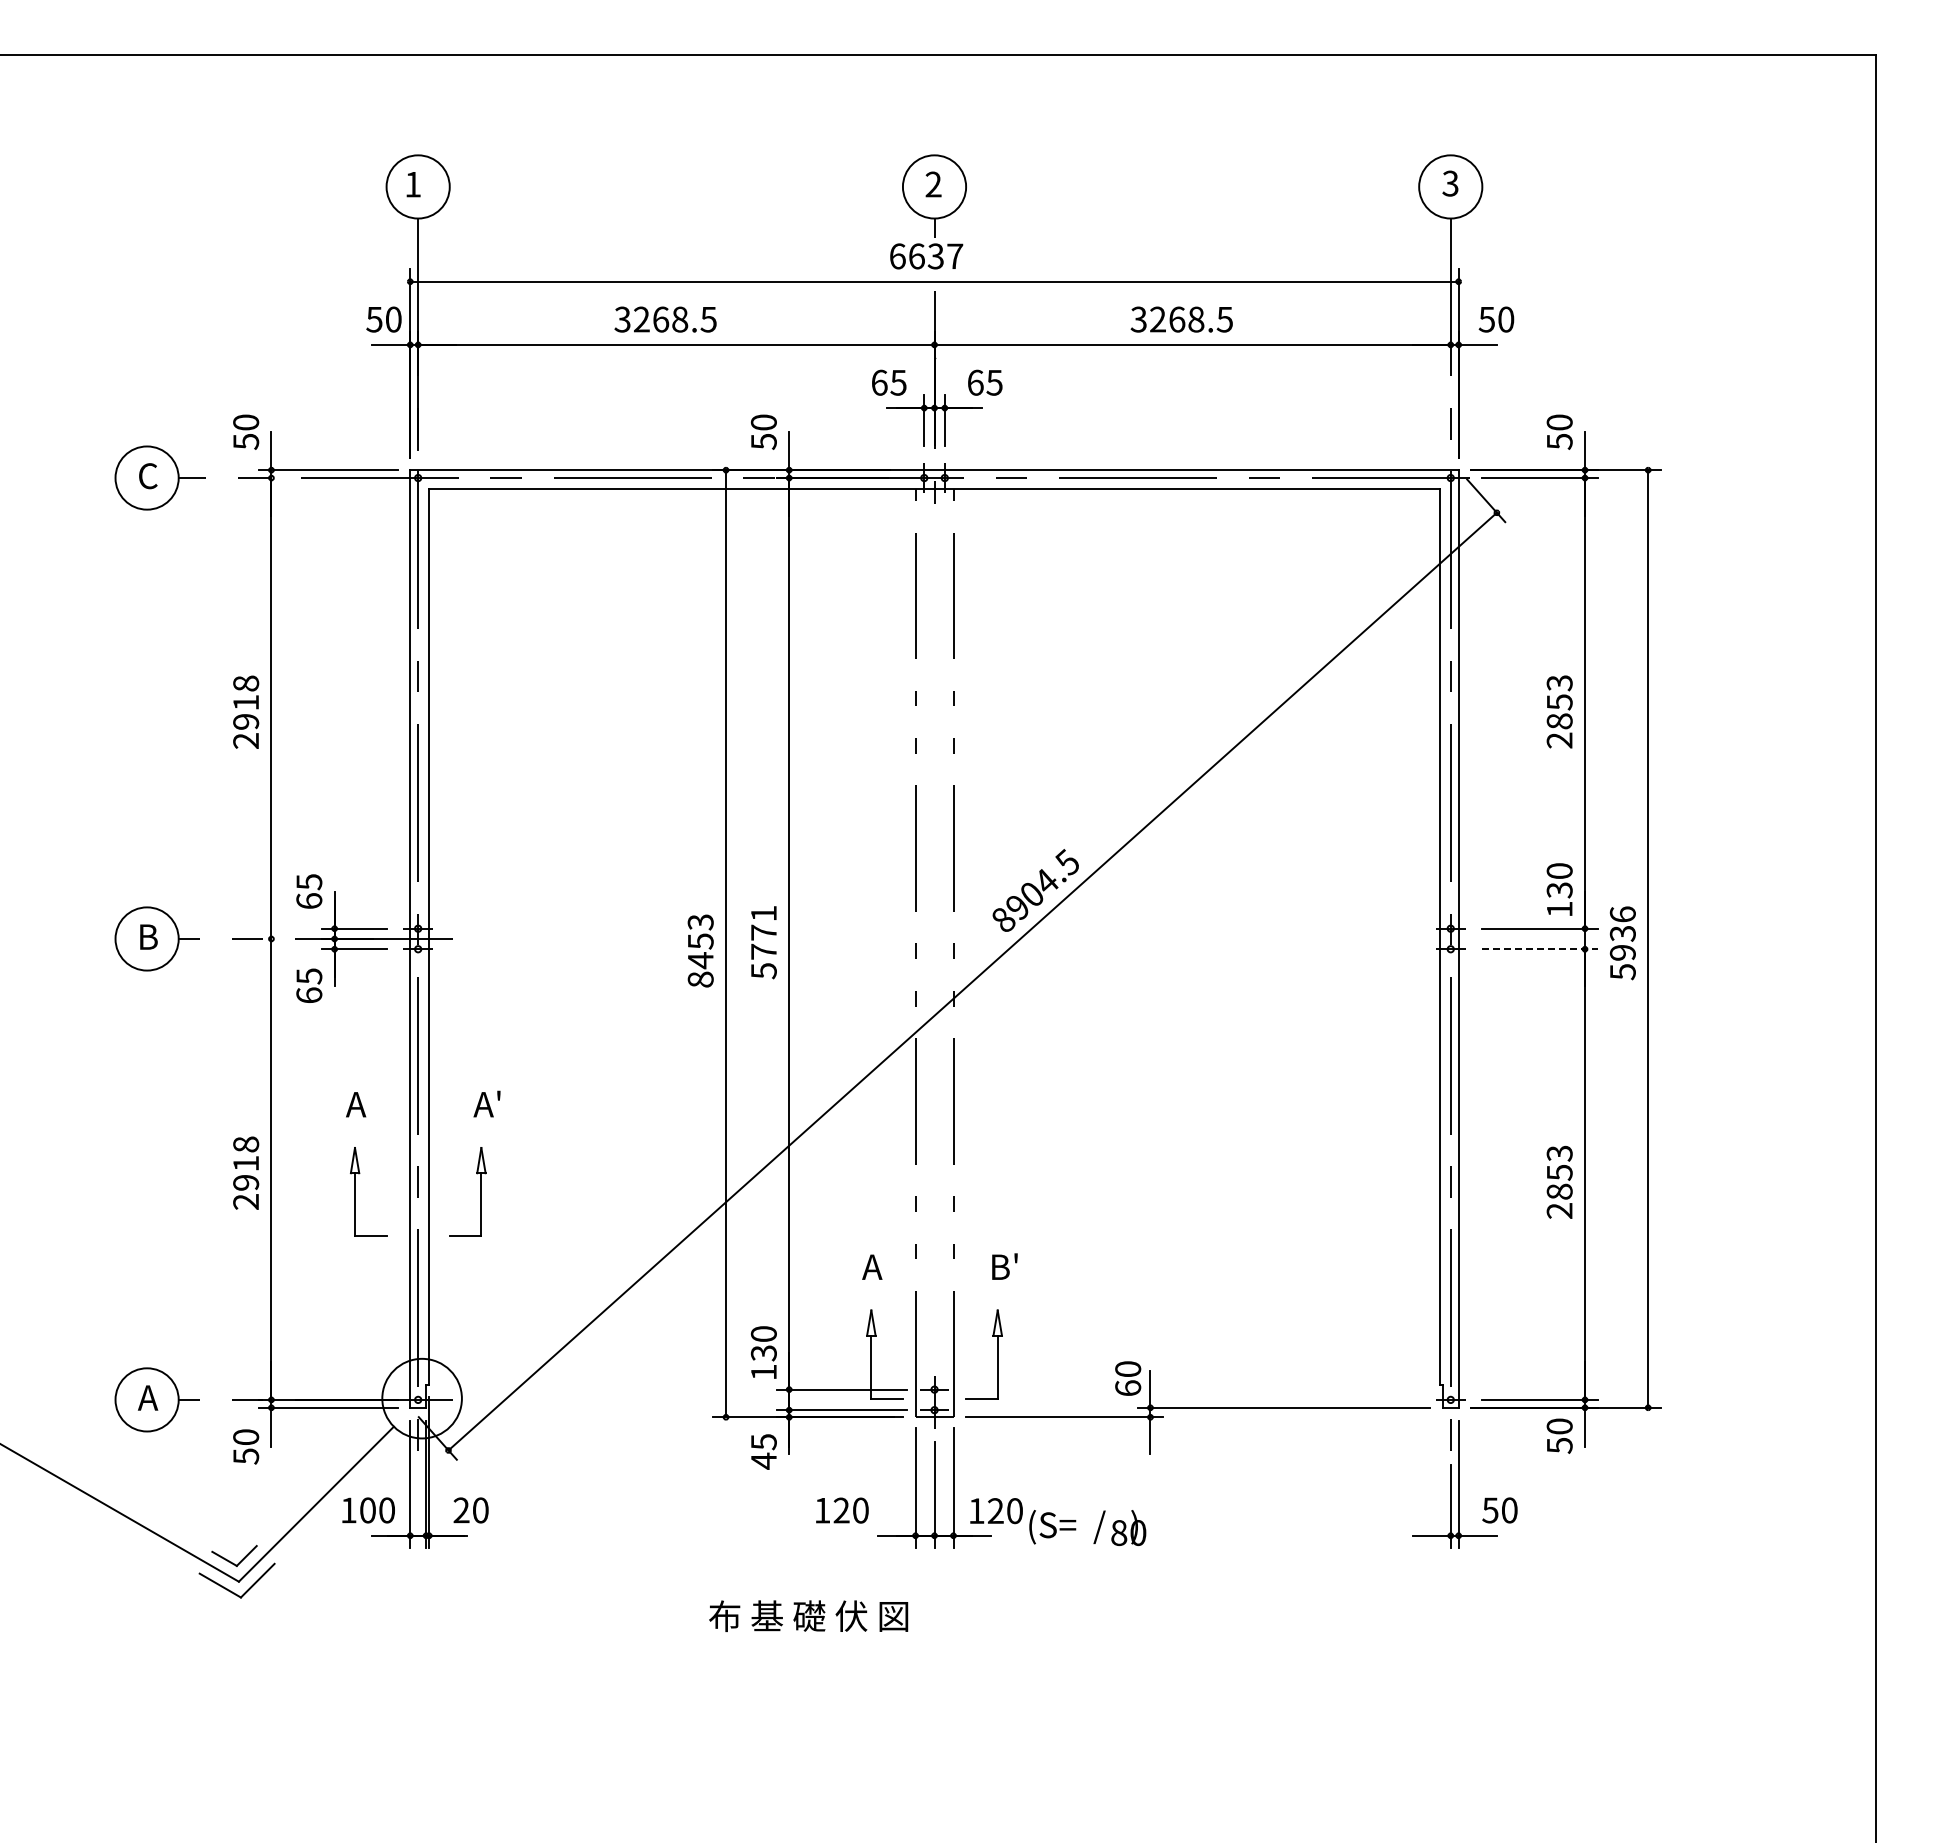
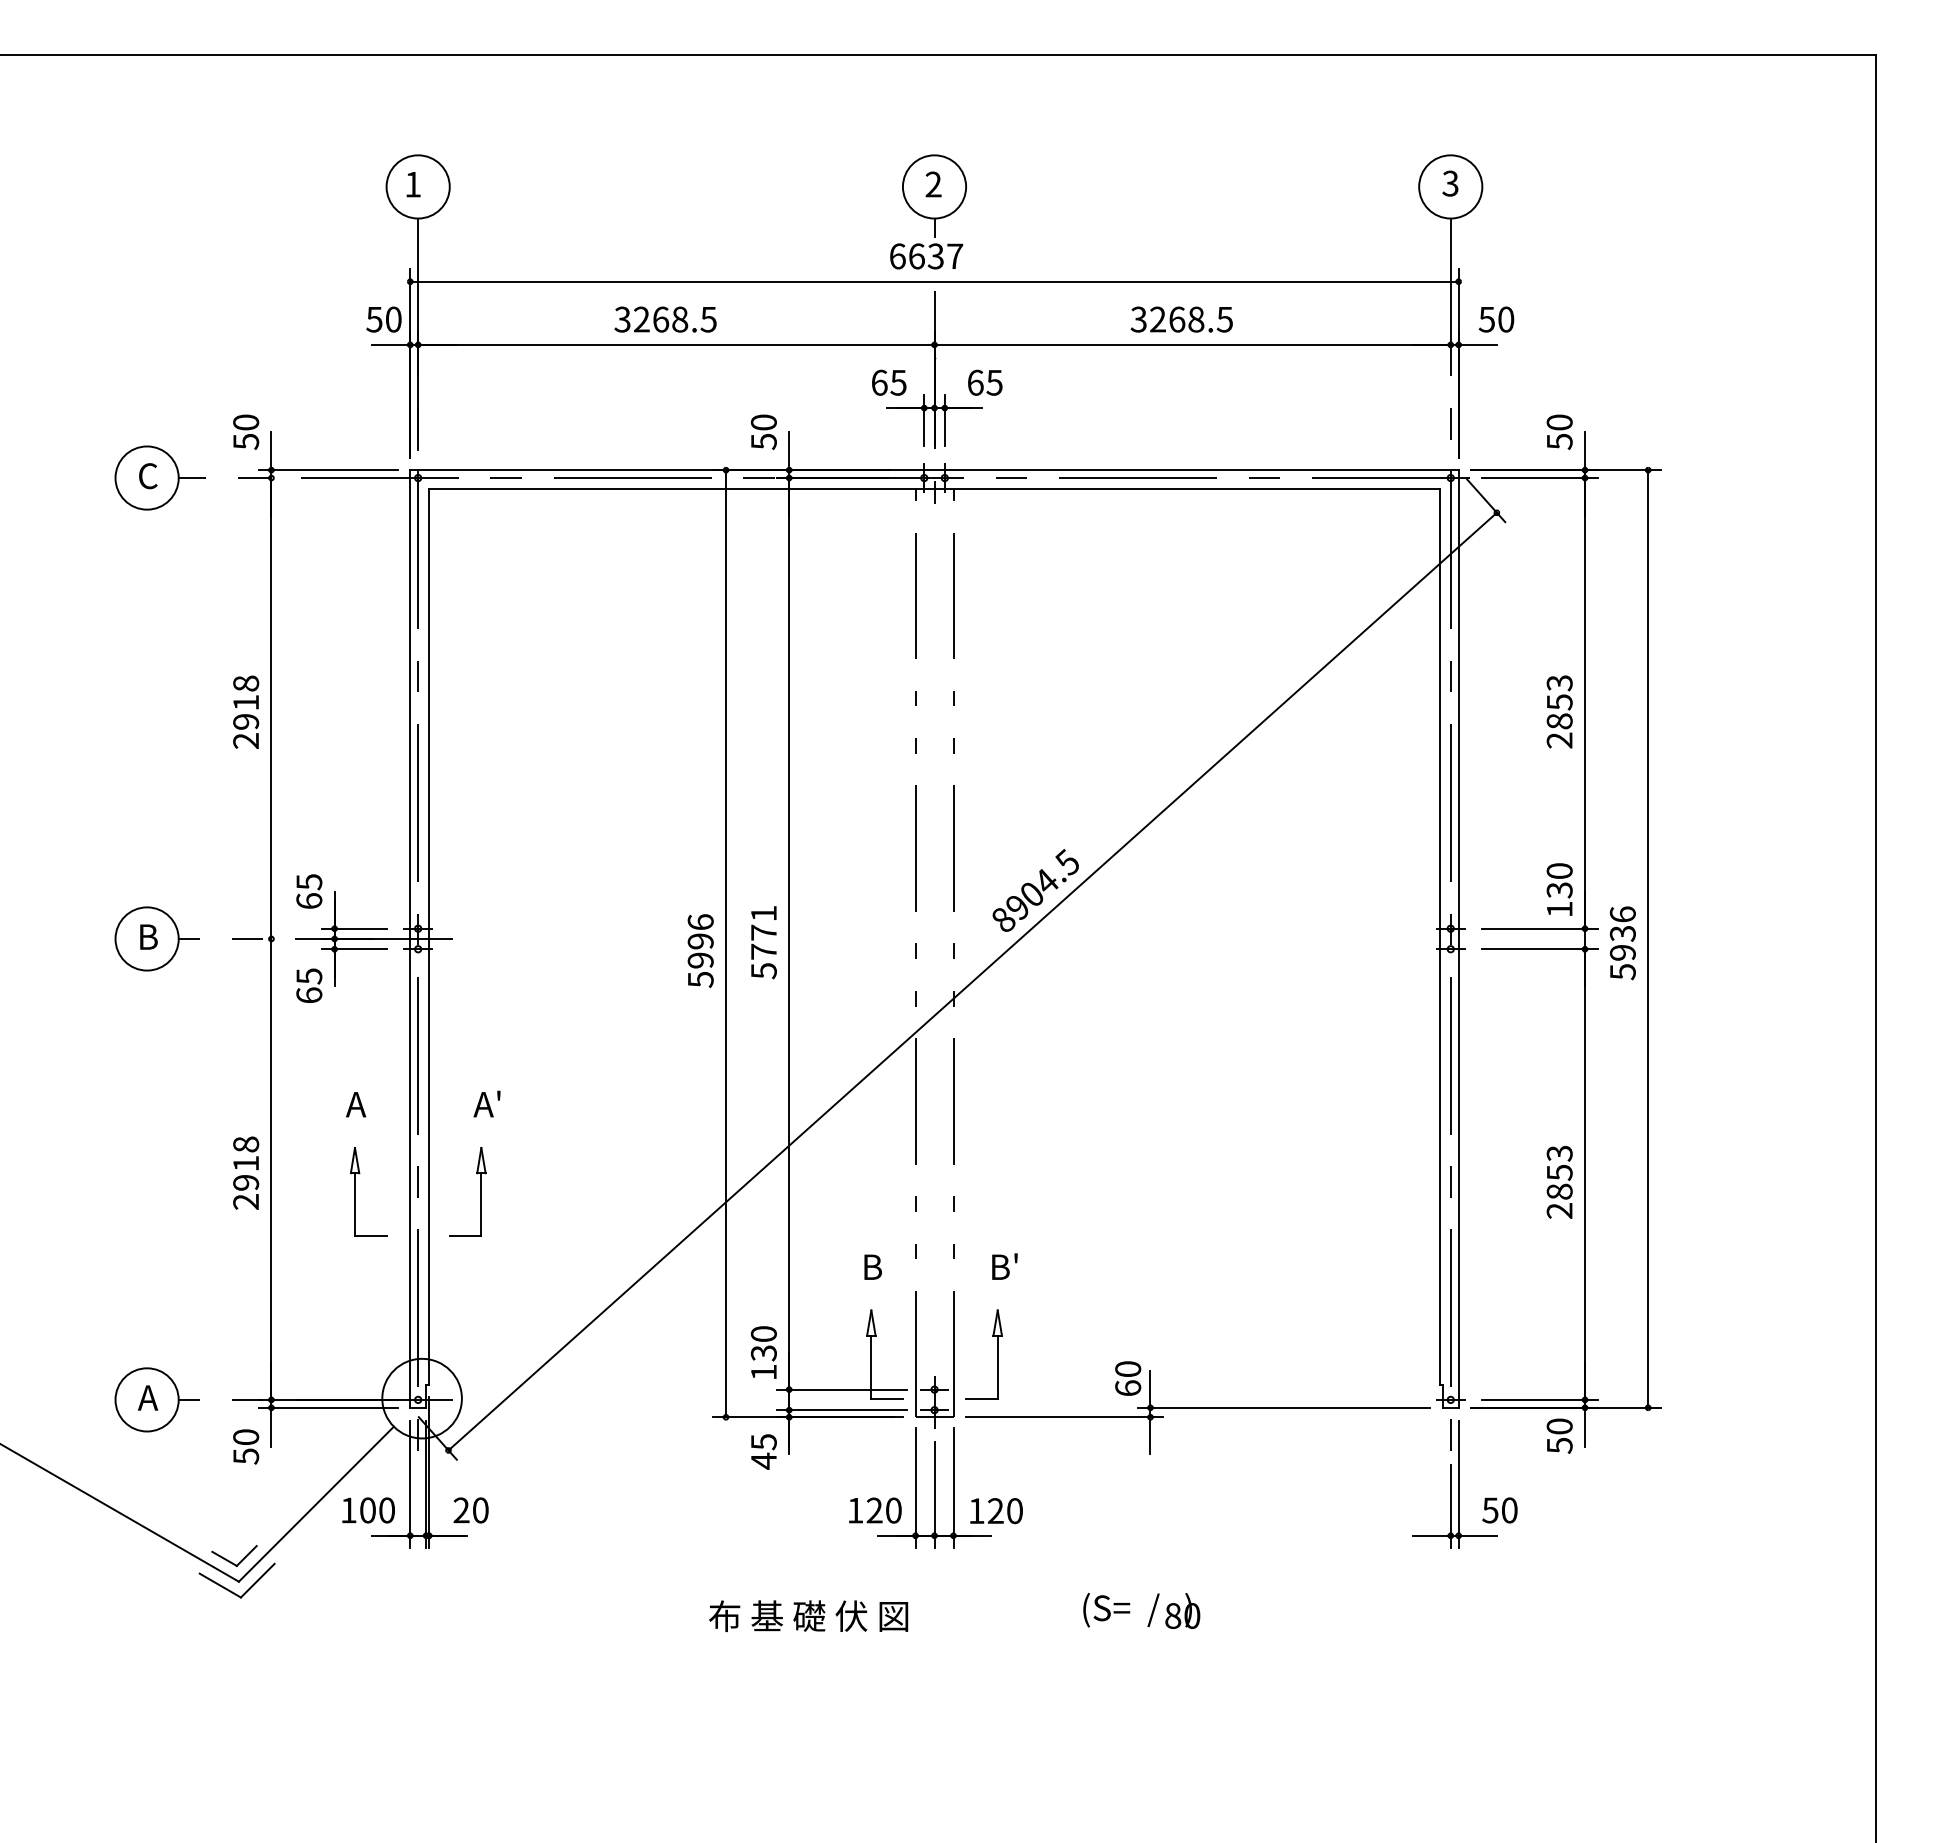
line: dashed -> solid (1540, 949)
text: 8453 -> 5996 (700, 950)
text: A -> B (872, 1266)
text position: (842, 1510) -> (875, 1510) (875, 1510)
text position: (1087, 1527) -> (1141, 1610) (1141, 1610)
